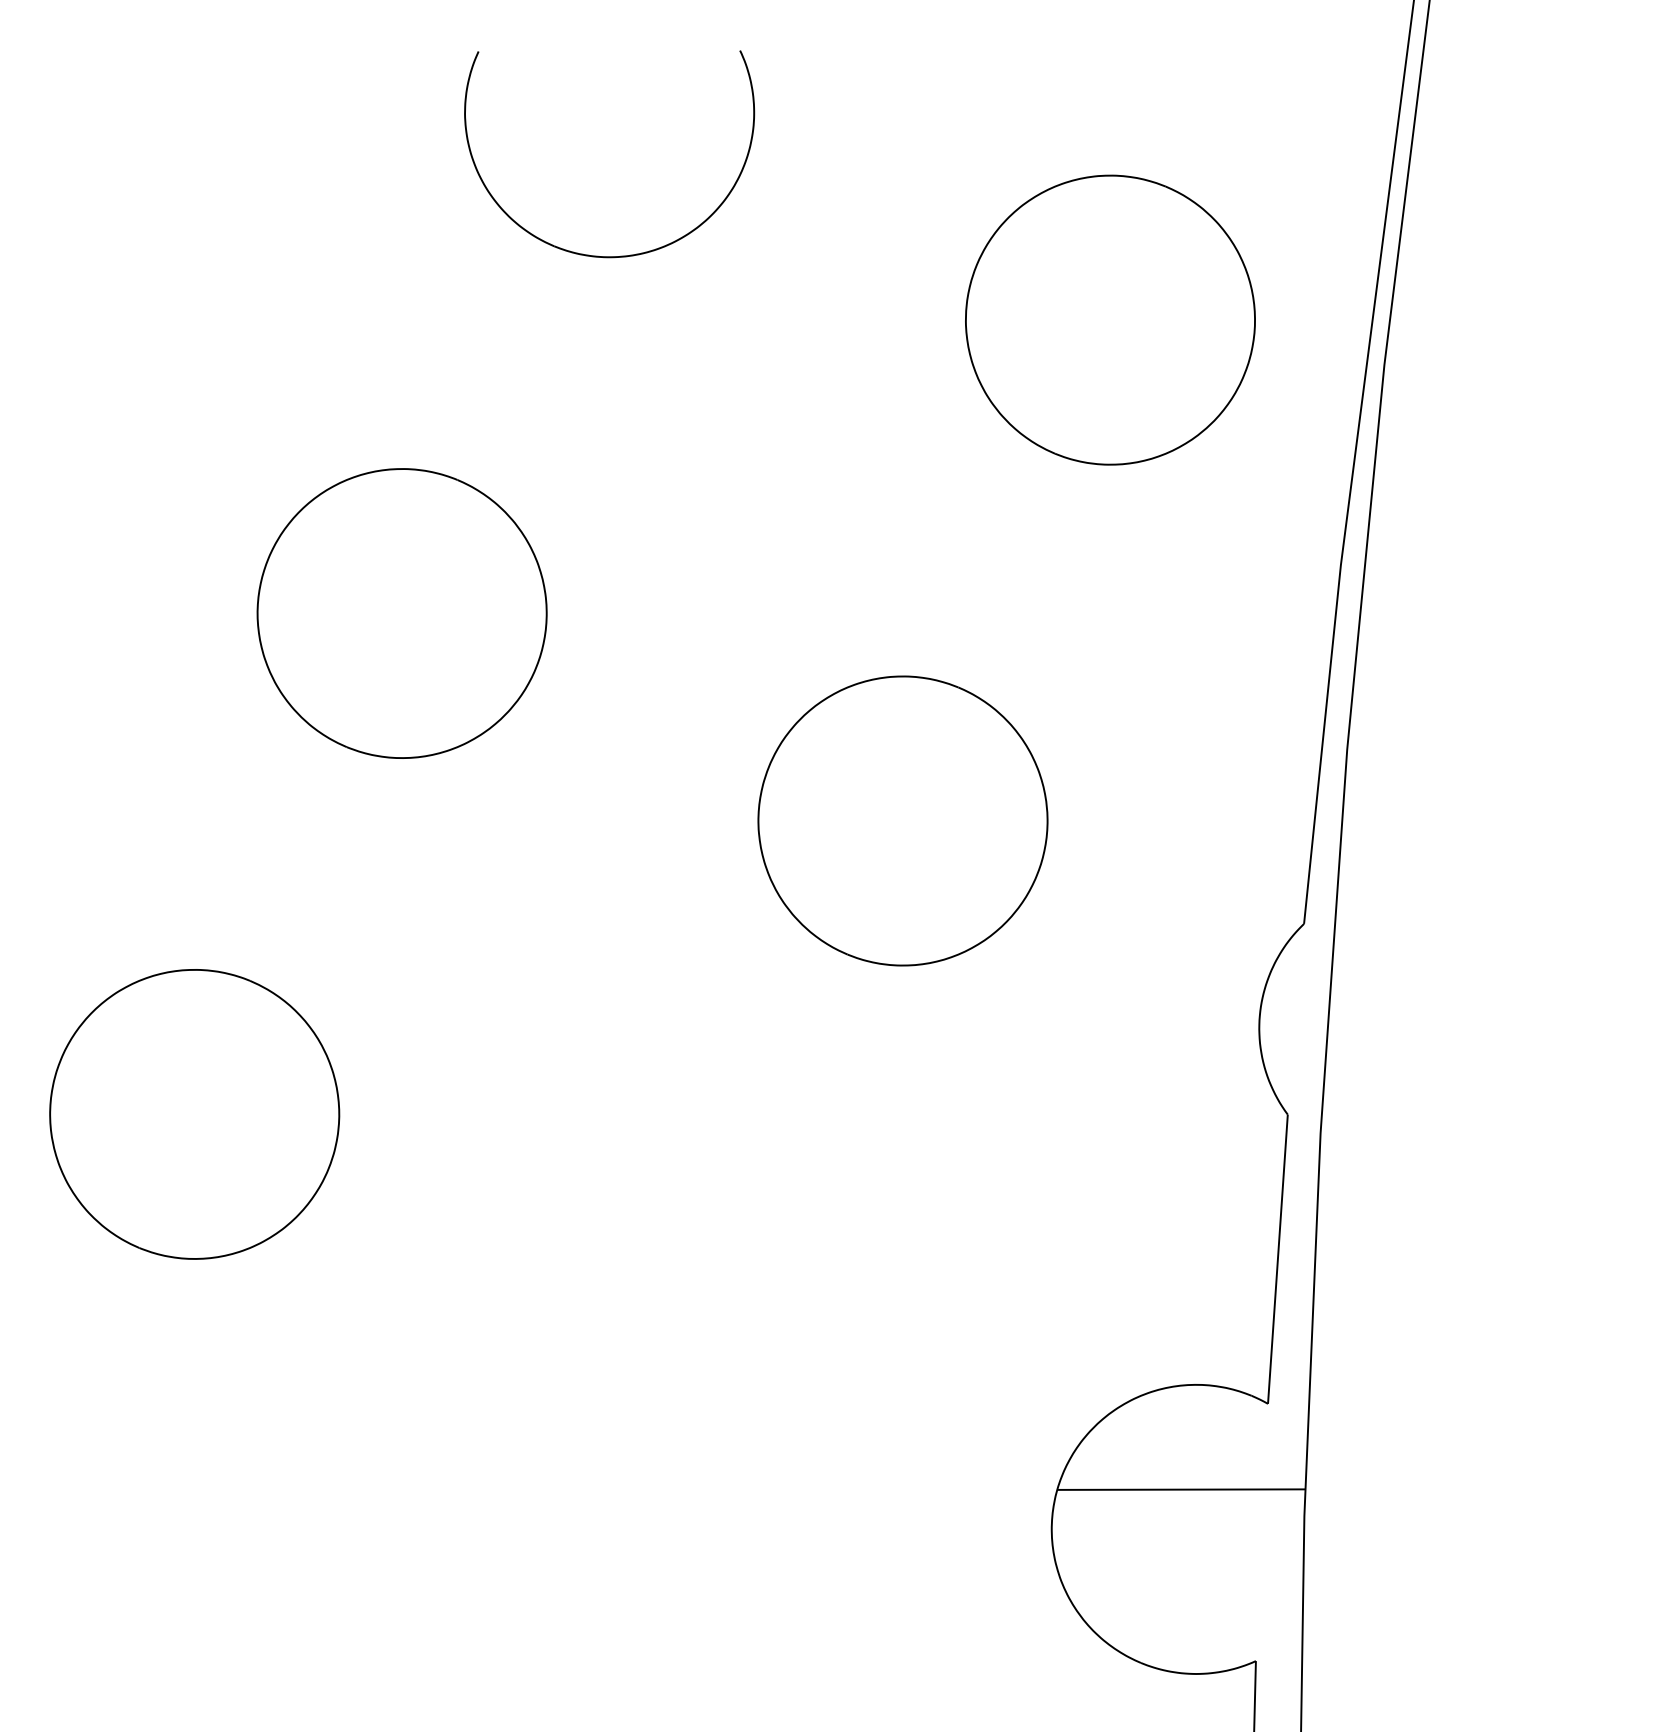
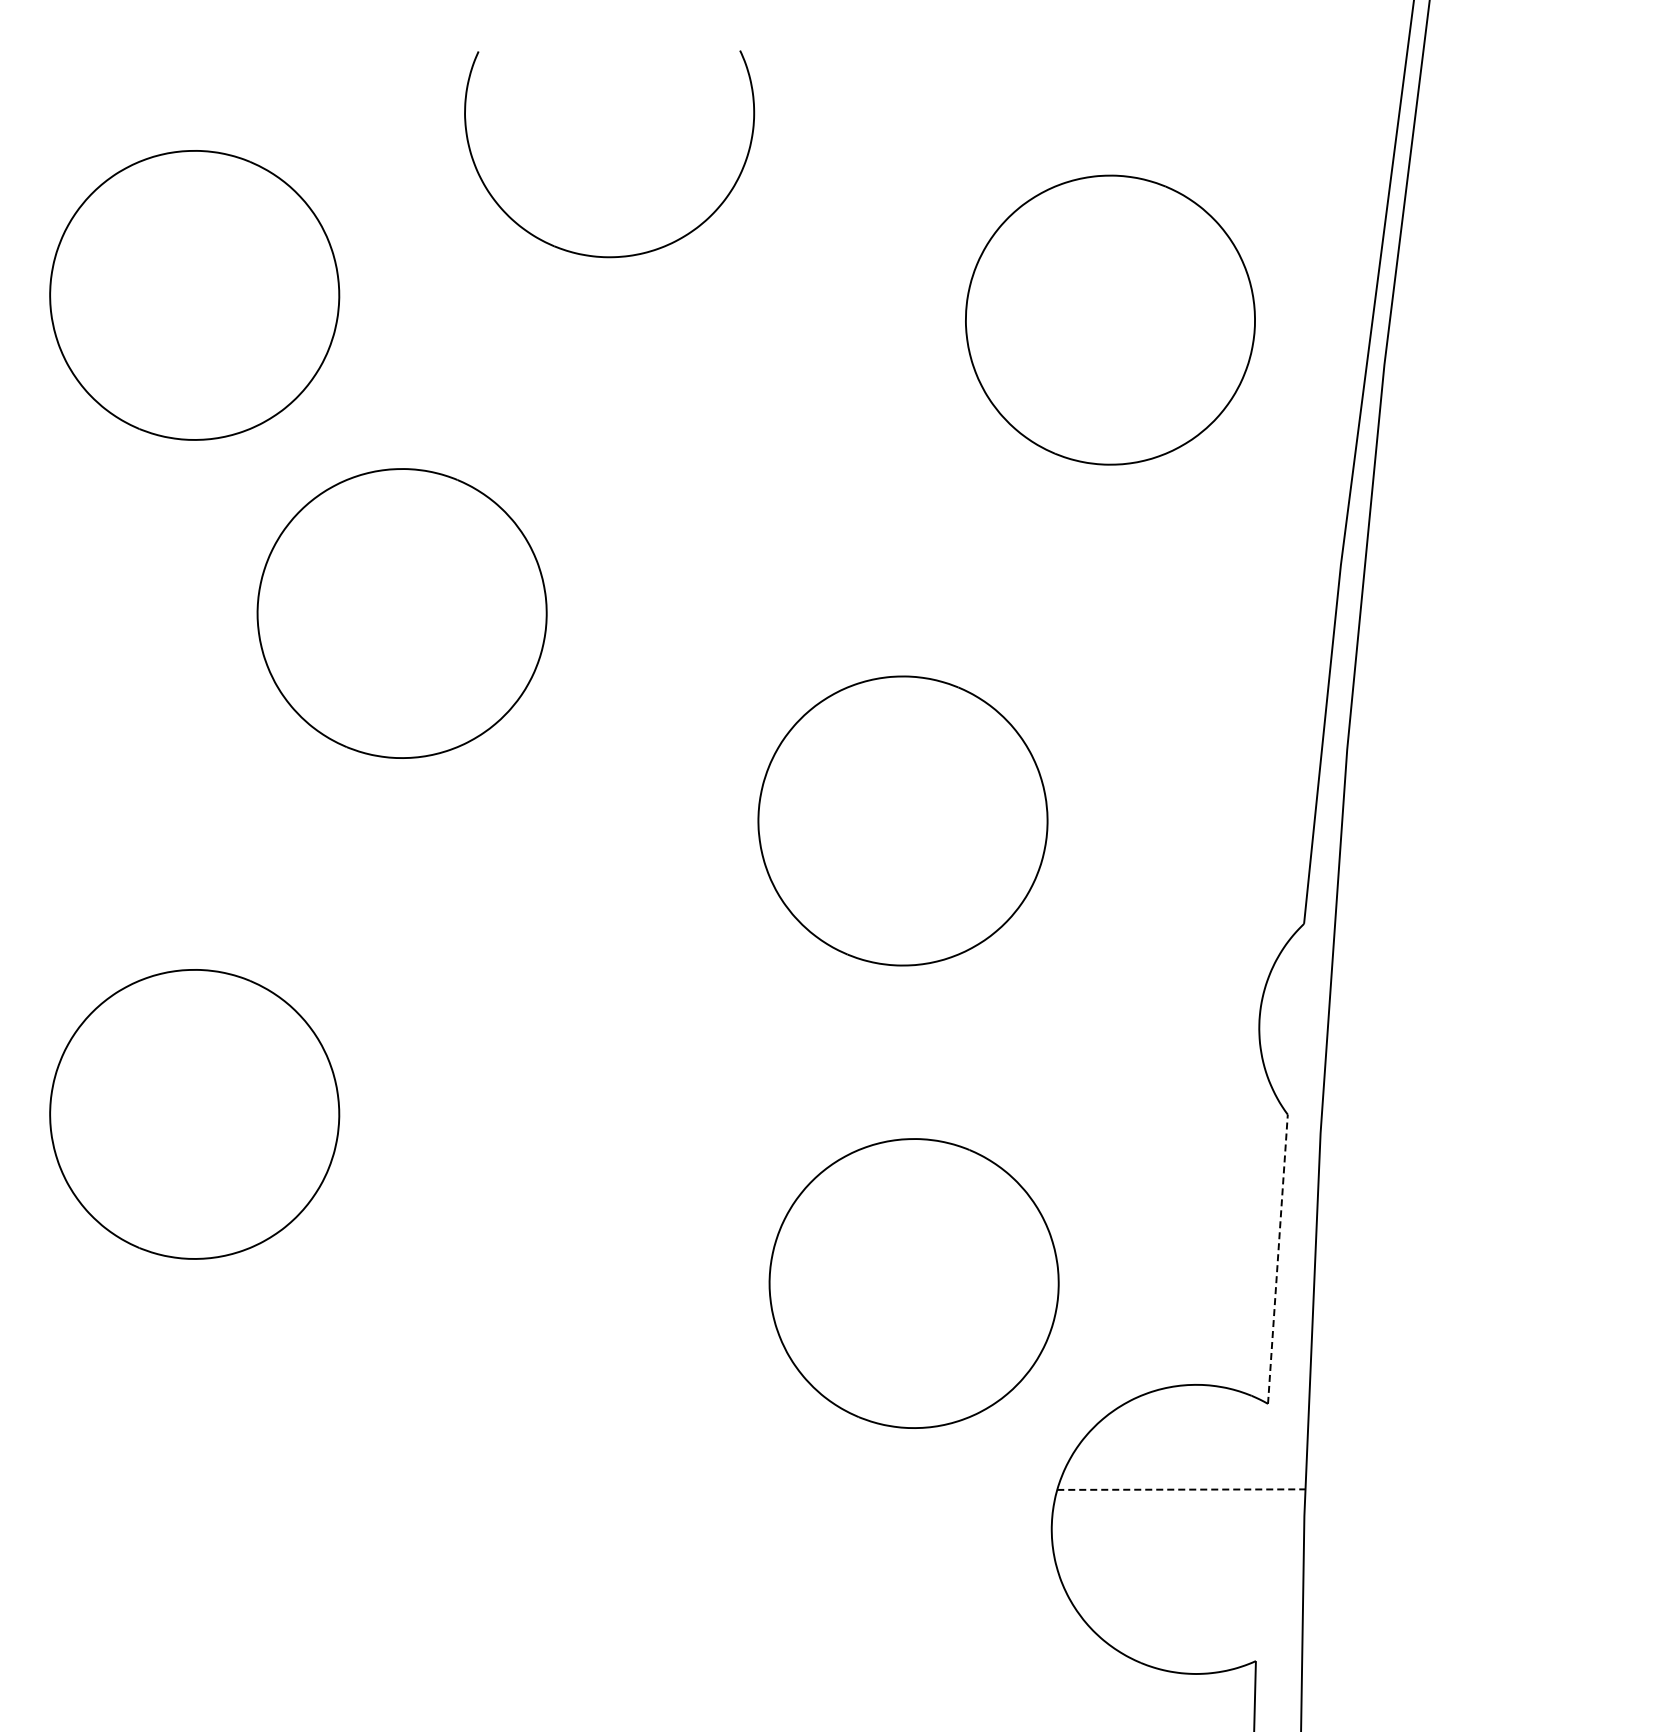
part: none -> present (194, 295)
line: solid -> dashed (1277, 1259)
part: none -> present (913, 1283)
line: solid -> dashed (1181, 1489)
